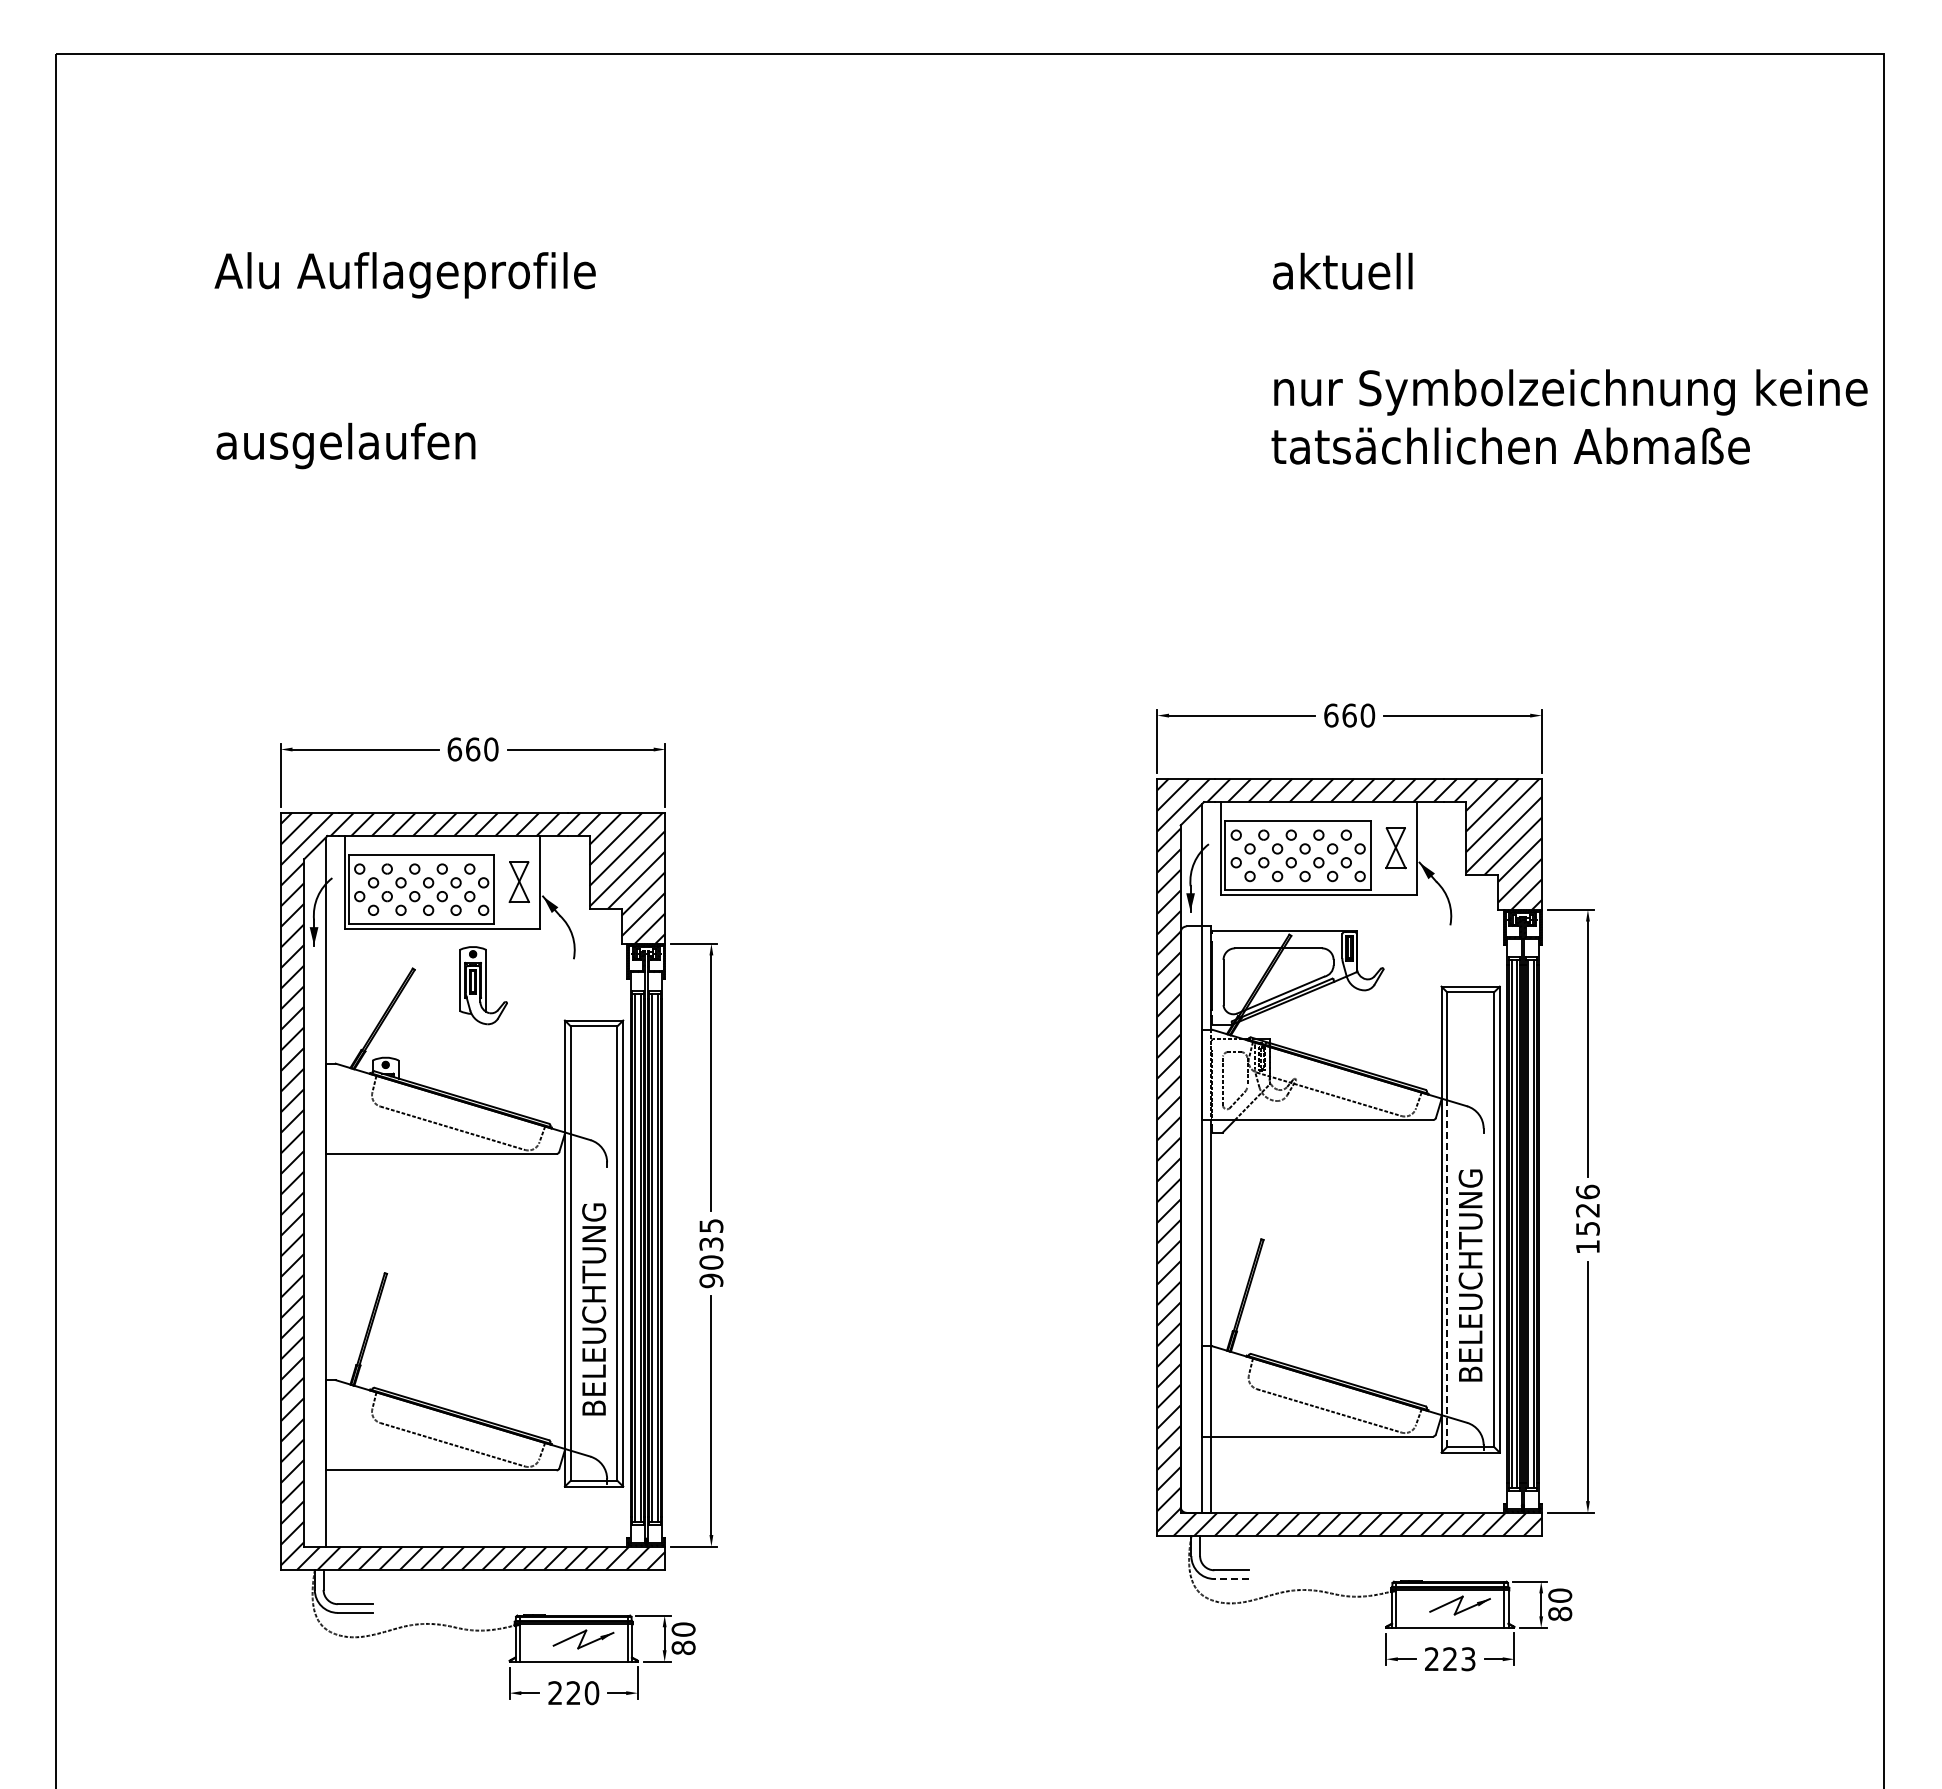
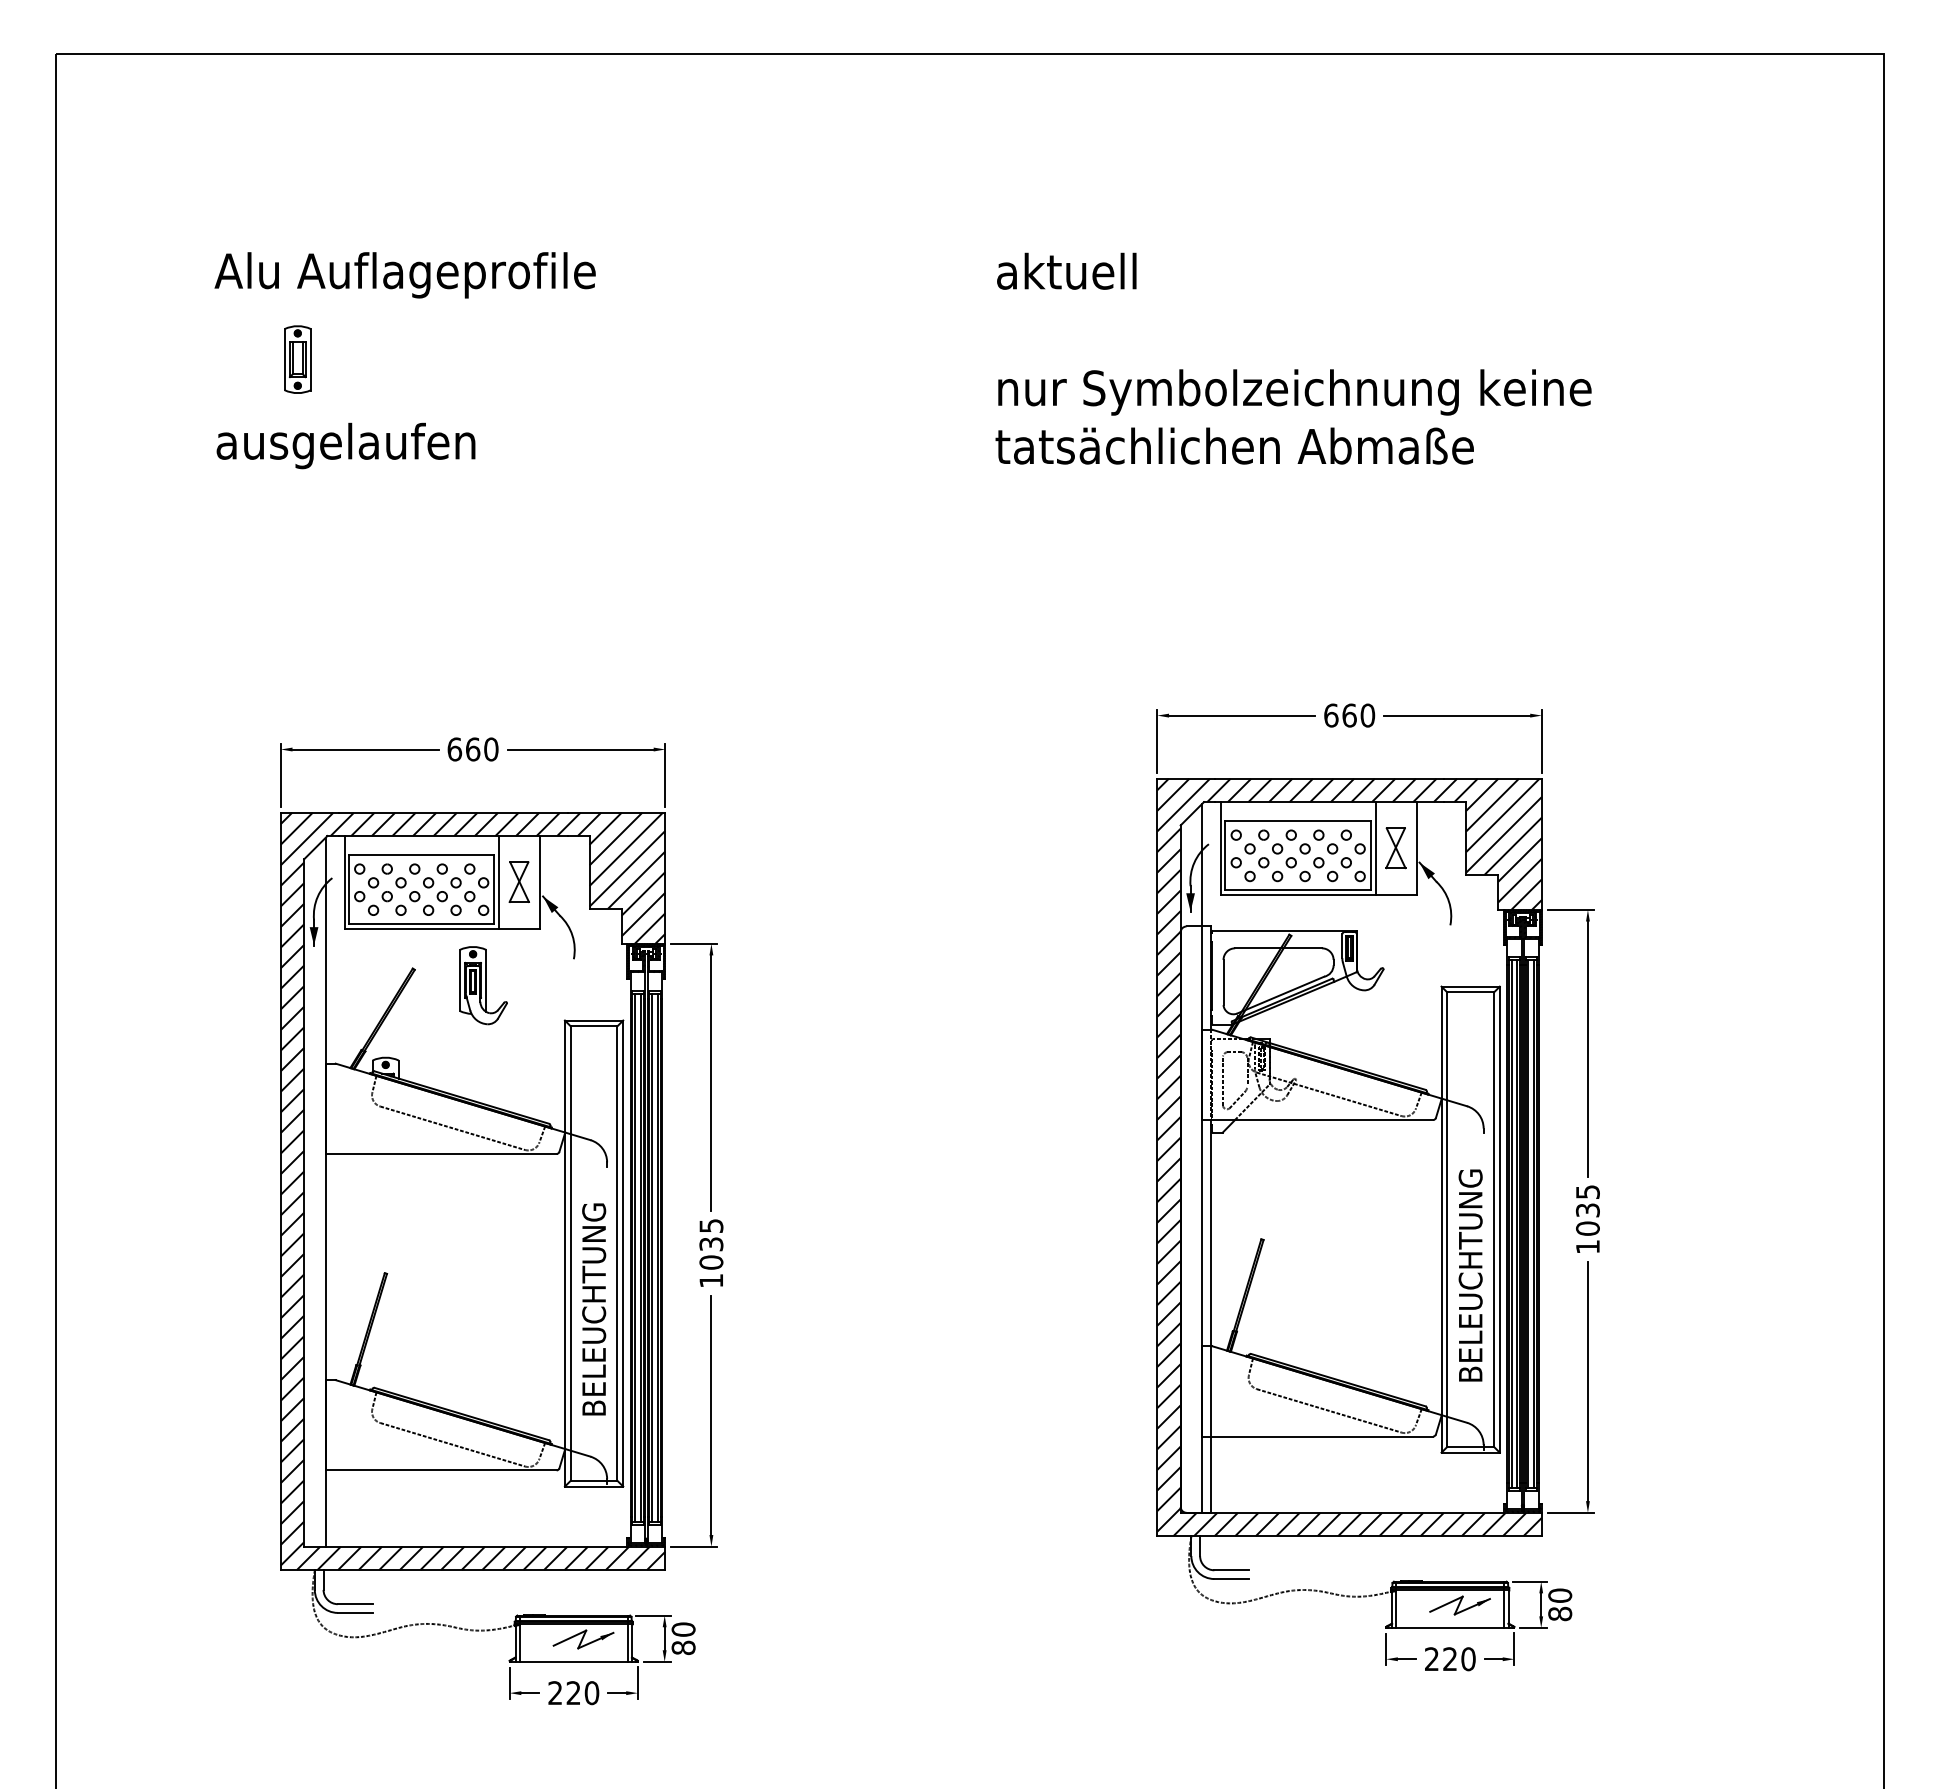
text position: (1569, 358) -> (1293, 358) (1293, 358)
part: none -> present (297, 359)
line: none -> present (1375, 848)
line: none -> present (499, 882)
text: 1526 -> 1035 (1587, 1209)
line: dashed -> solid (1447, 1273)
text: 9035 -> 1035 (711, 1280)
line: dashed -> solid (1231, 1579)
text: 223 -> 220 (1468, 1659)
